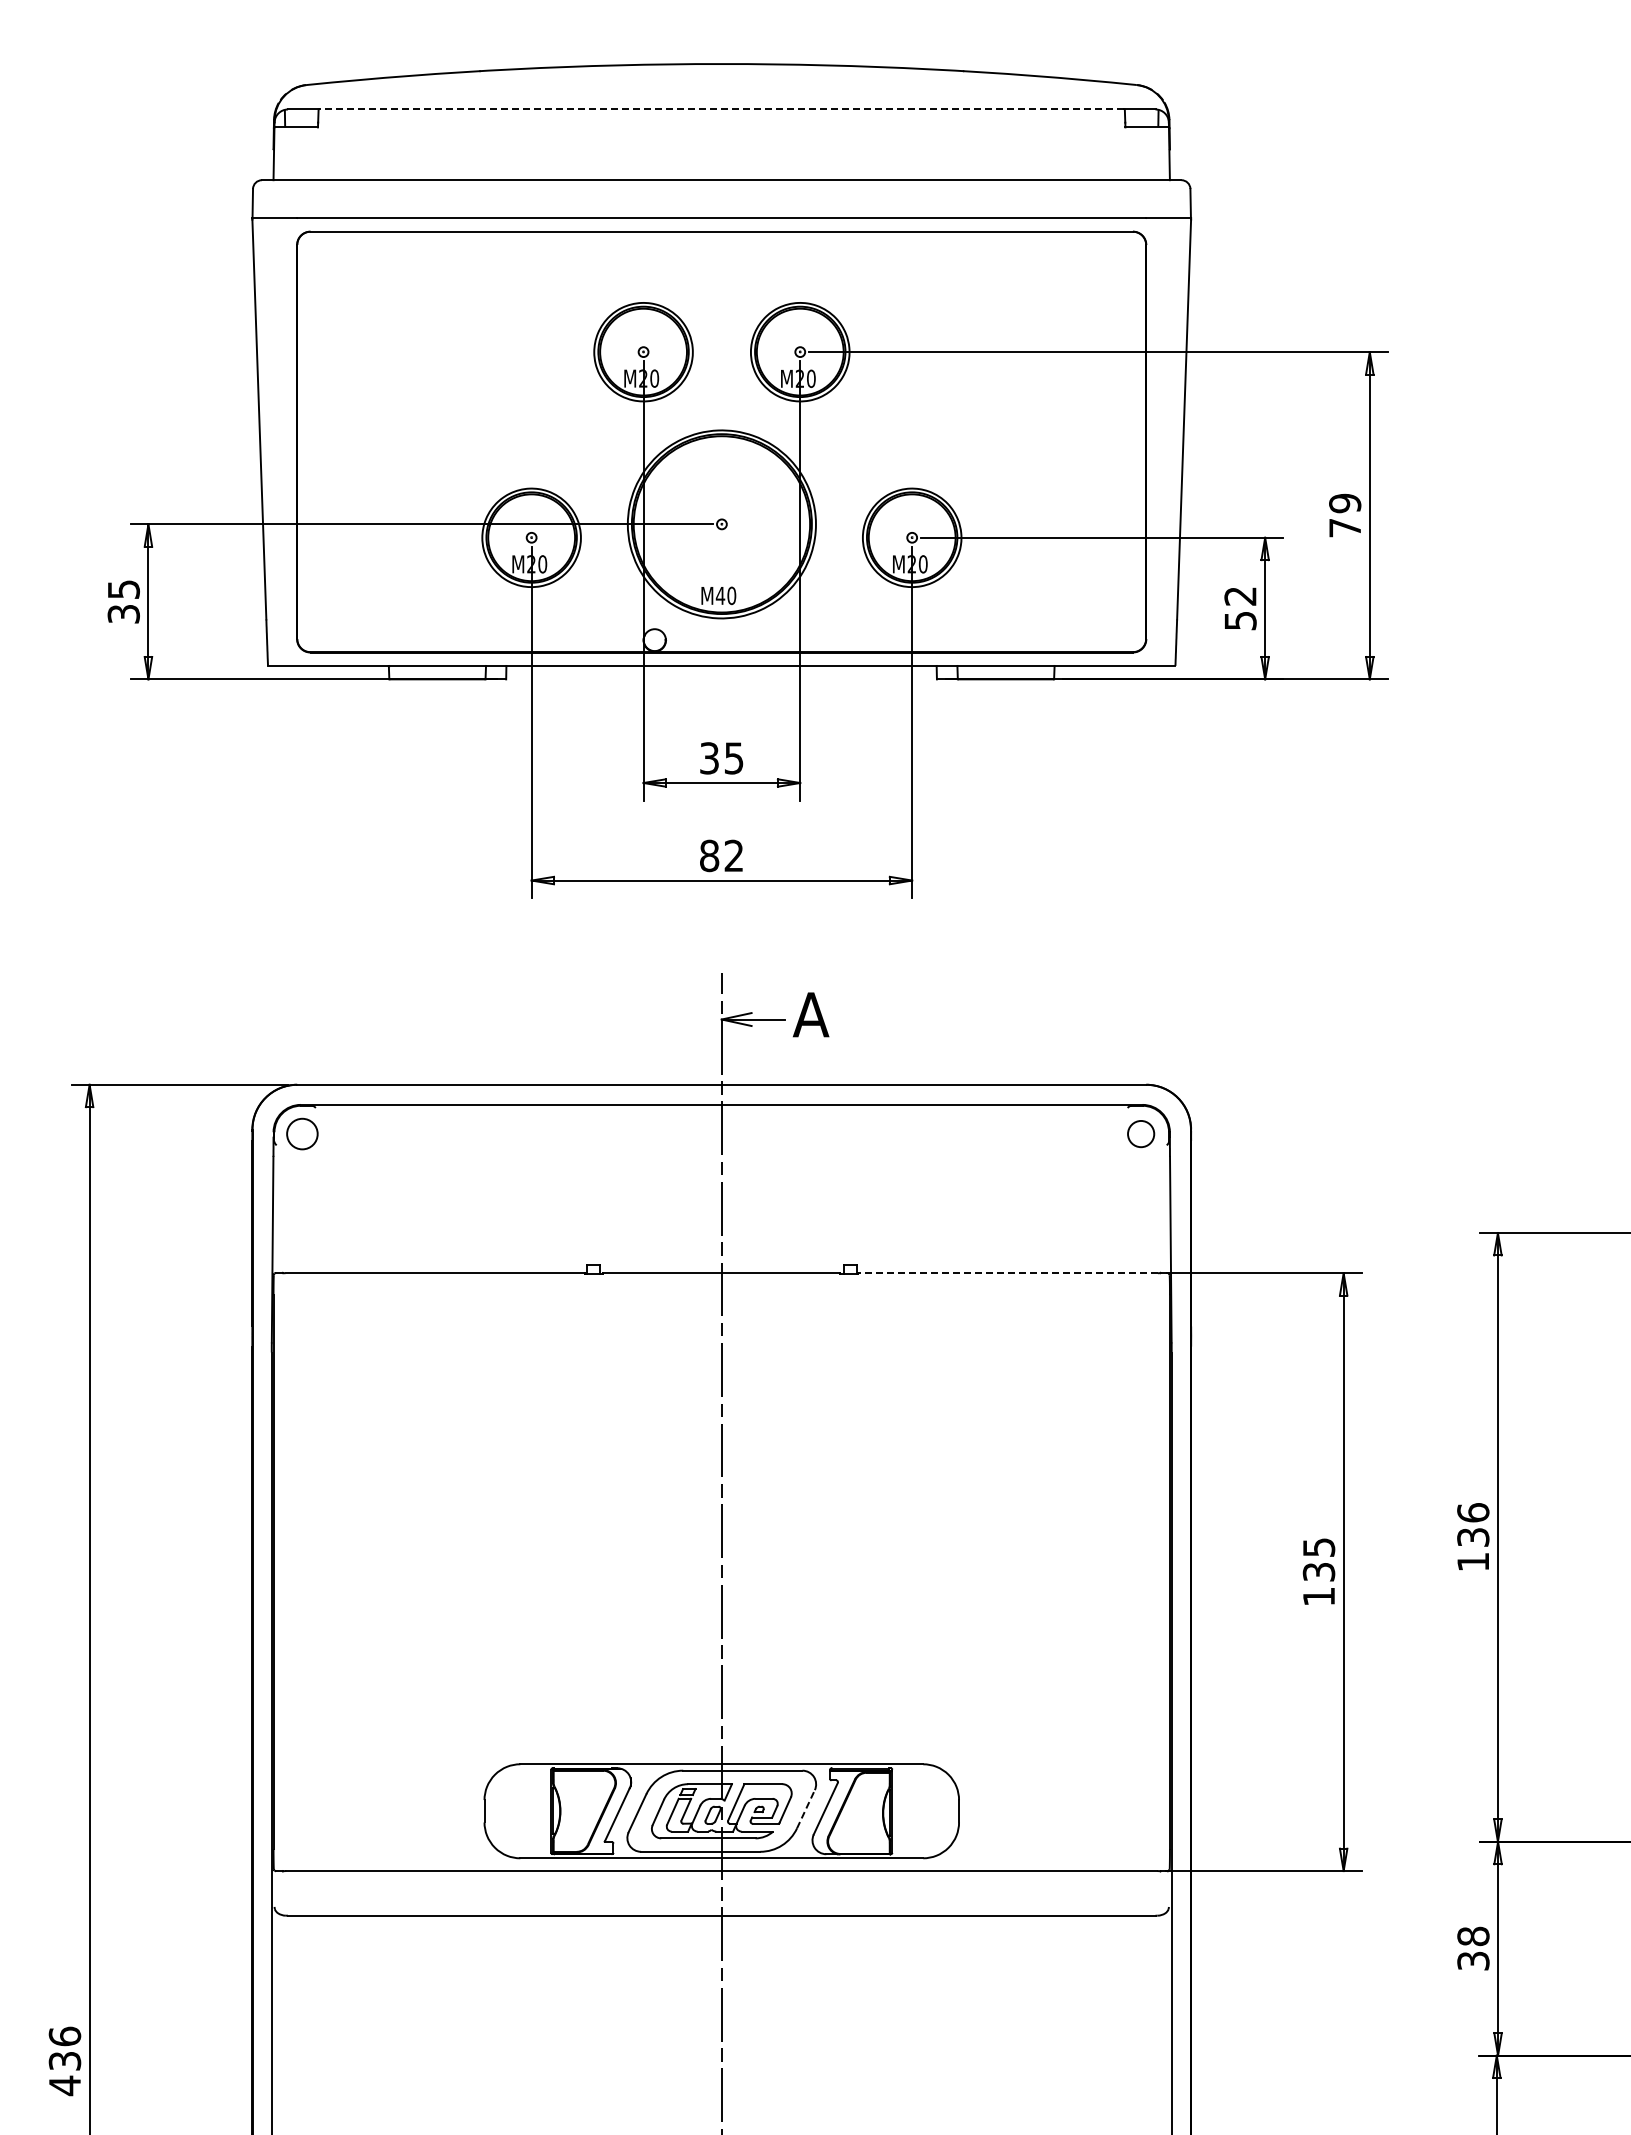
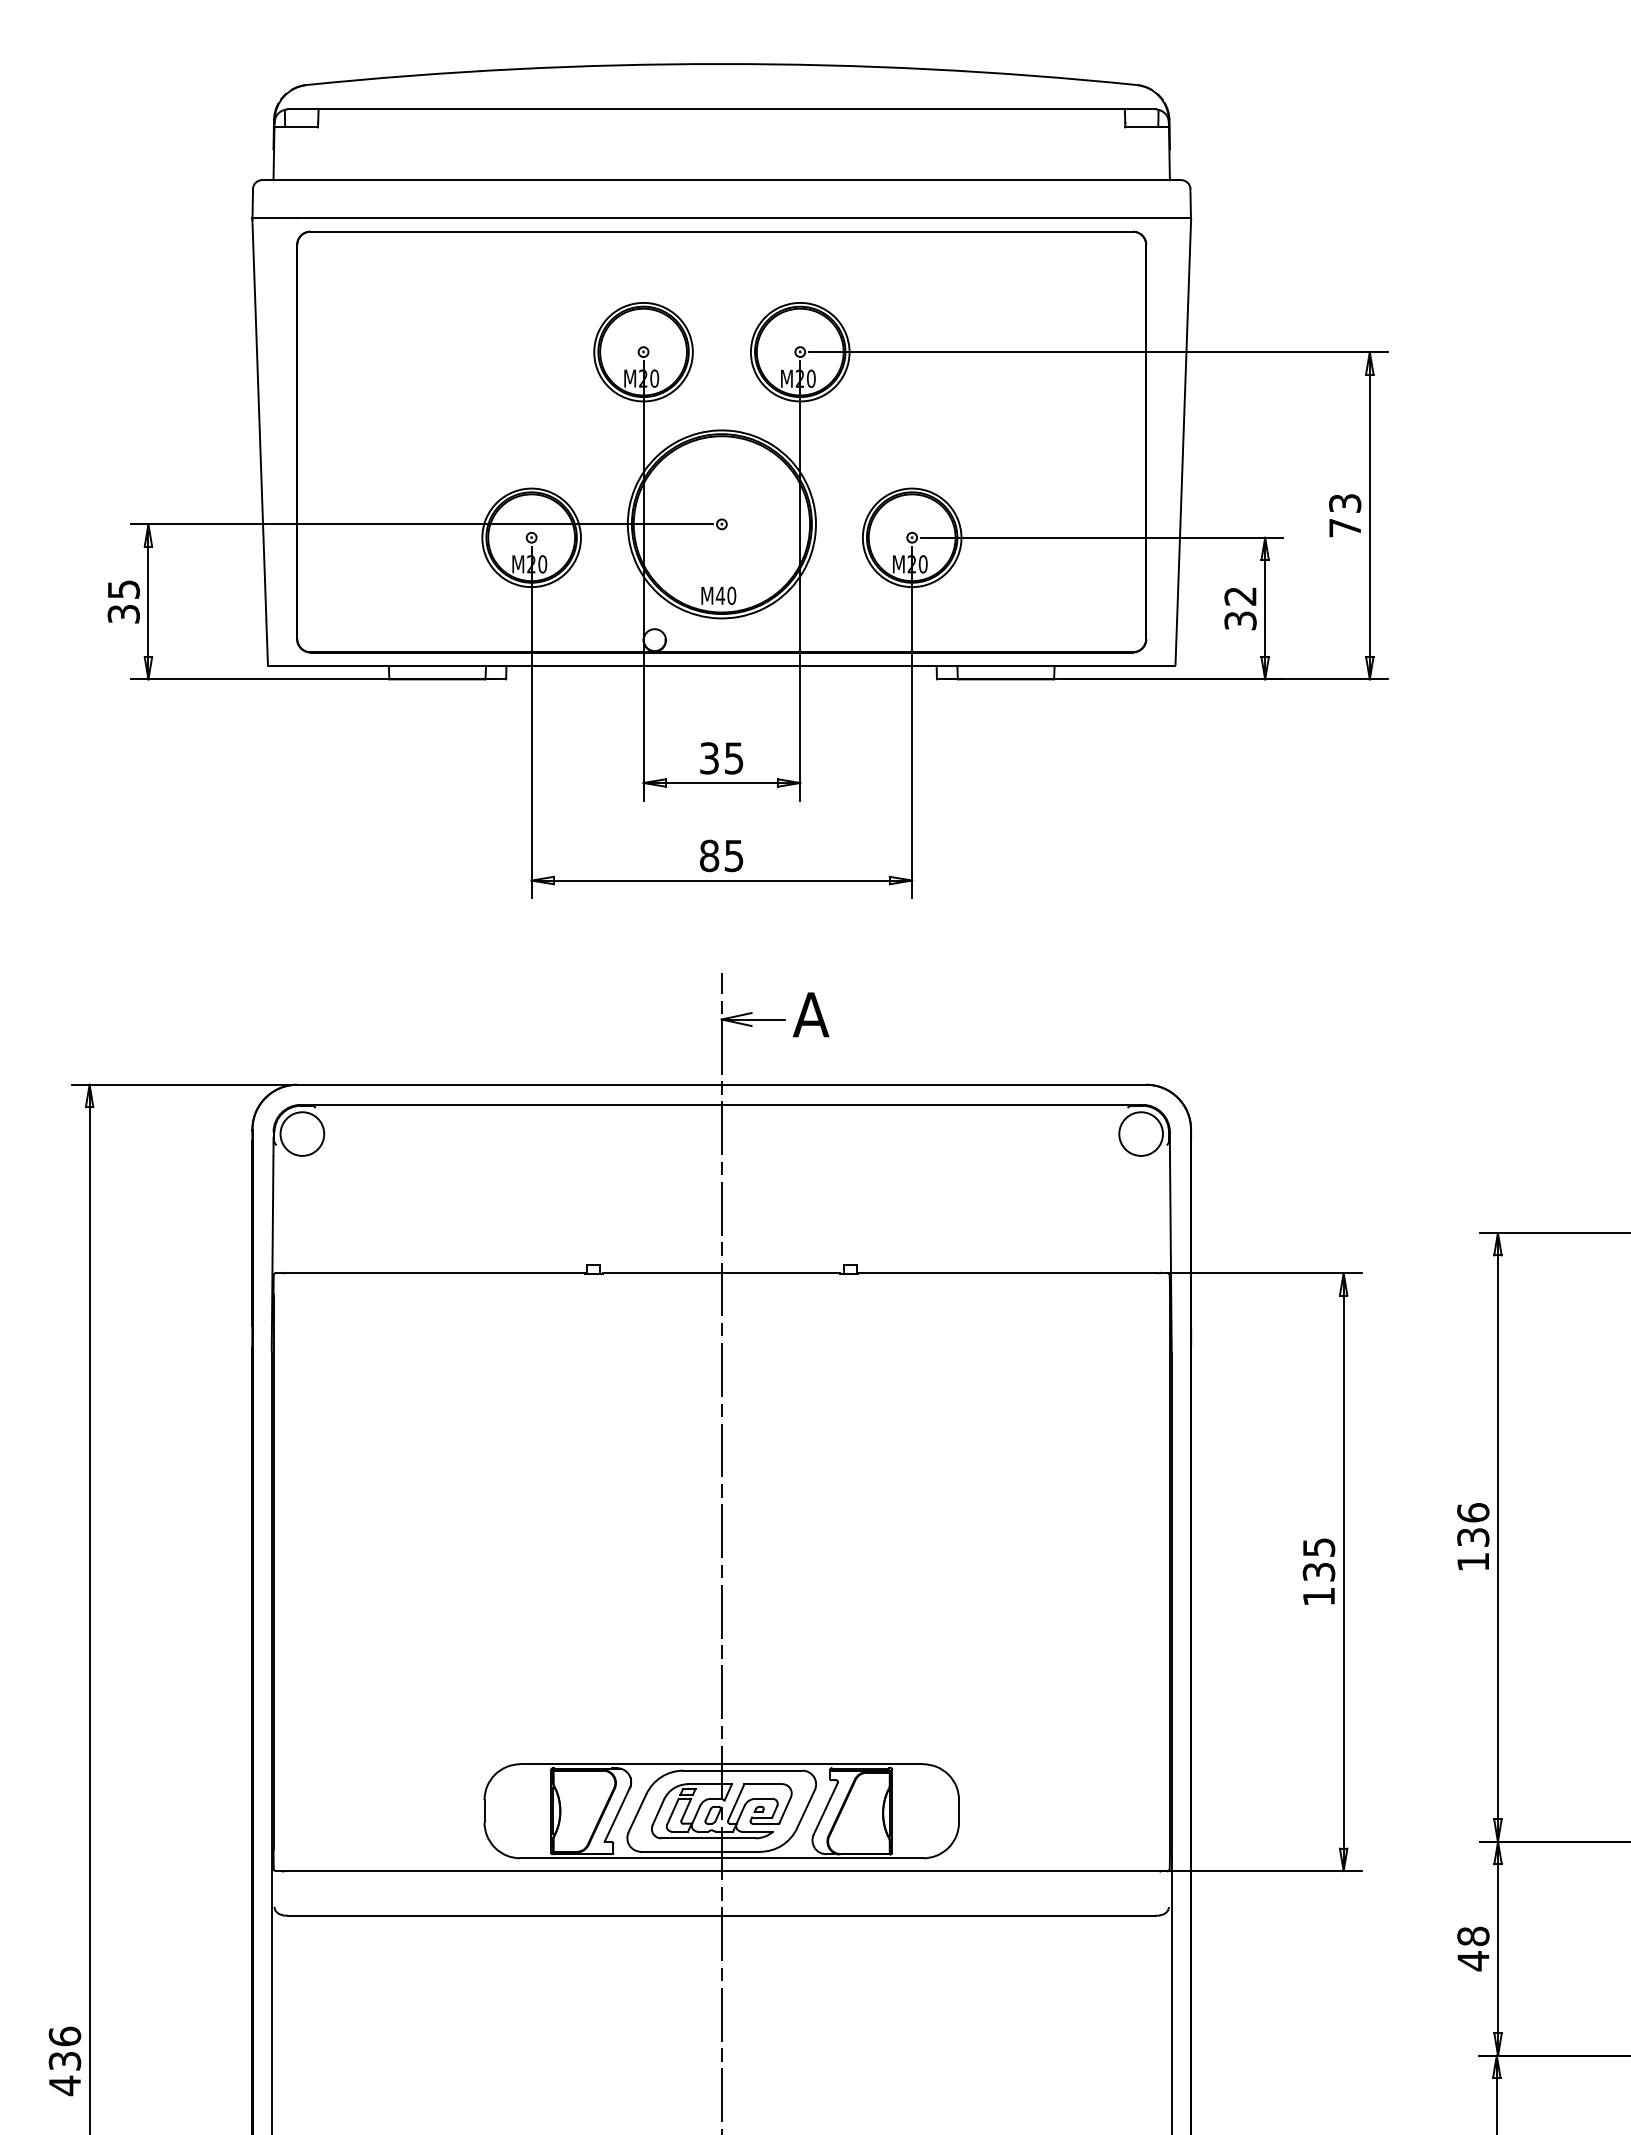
line: dashed -> solid (721, 109)
text: 79 -> 73 (1345, 503)
text: 52 -> 32 (1240, 620)
text: 82 -> 85 (733, 855)
circle diameter: 31 px -> 44 px (302, 1133)
circle diameter: 26 px -> 44 px (1140, 1133)
line: dashed -> solid (1008, 1273)
line: dashed -> solid (806, 1808)
text: 38 -> 48 (1473, 1961)
